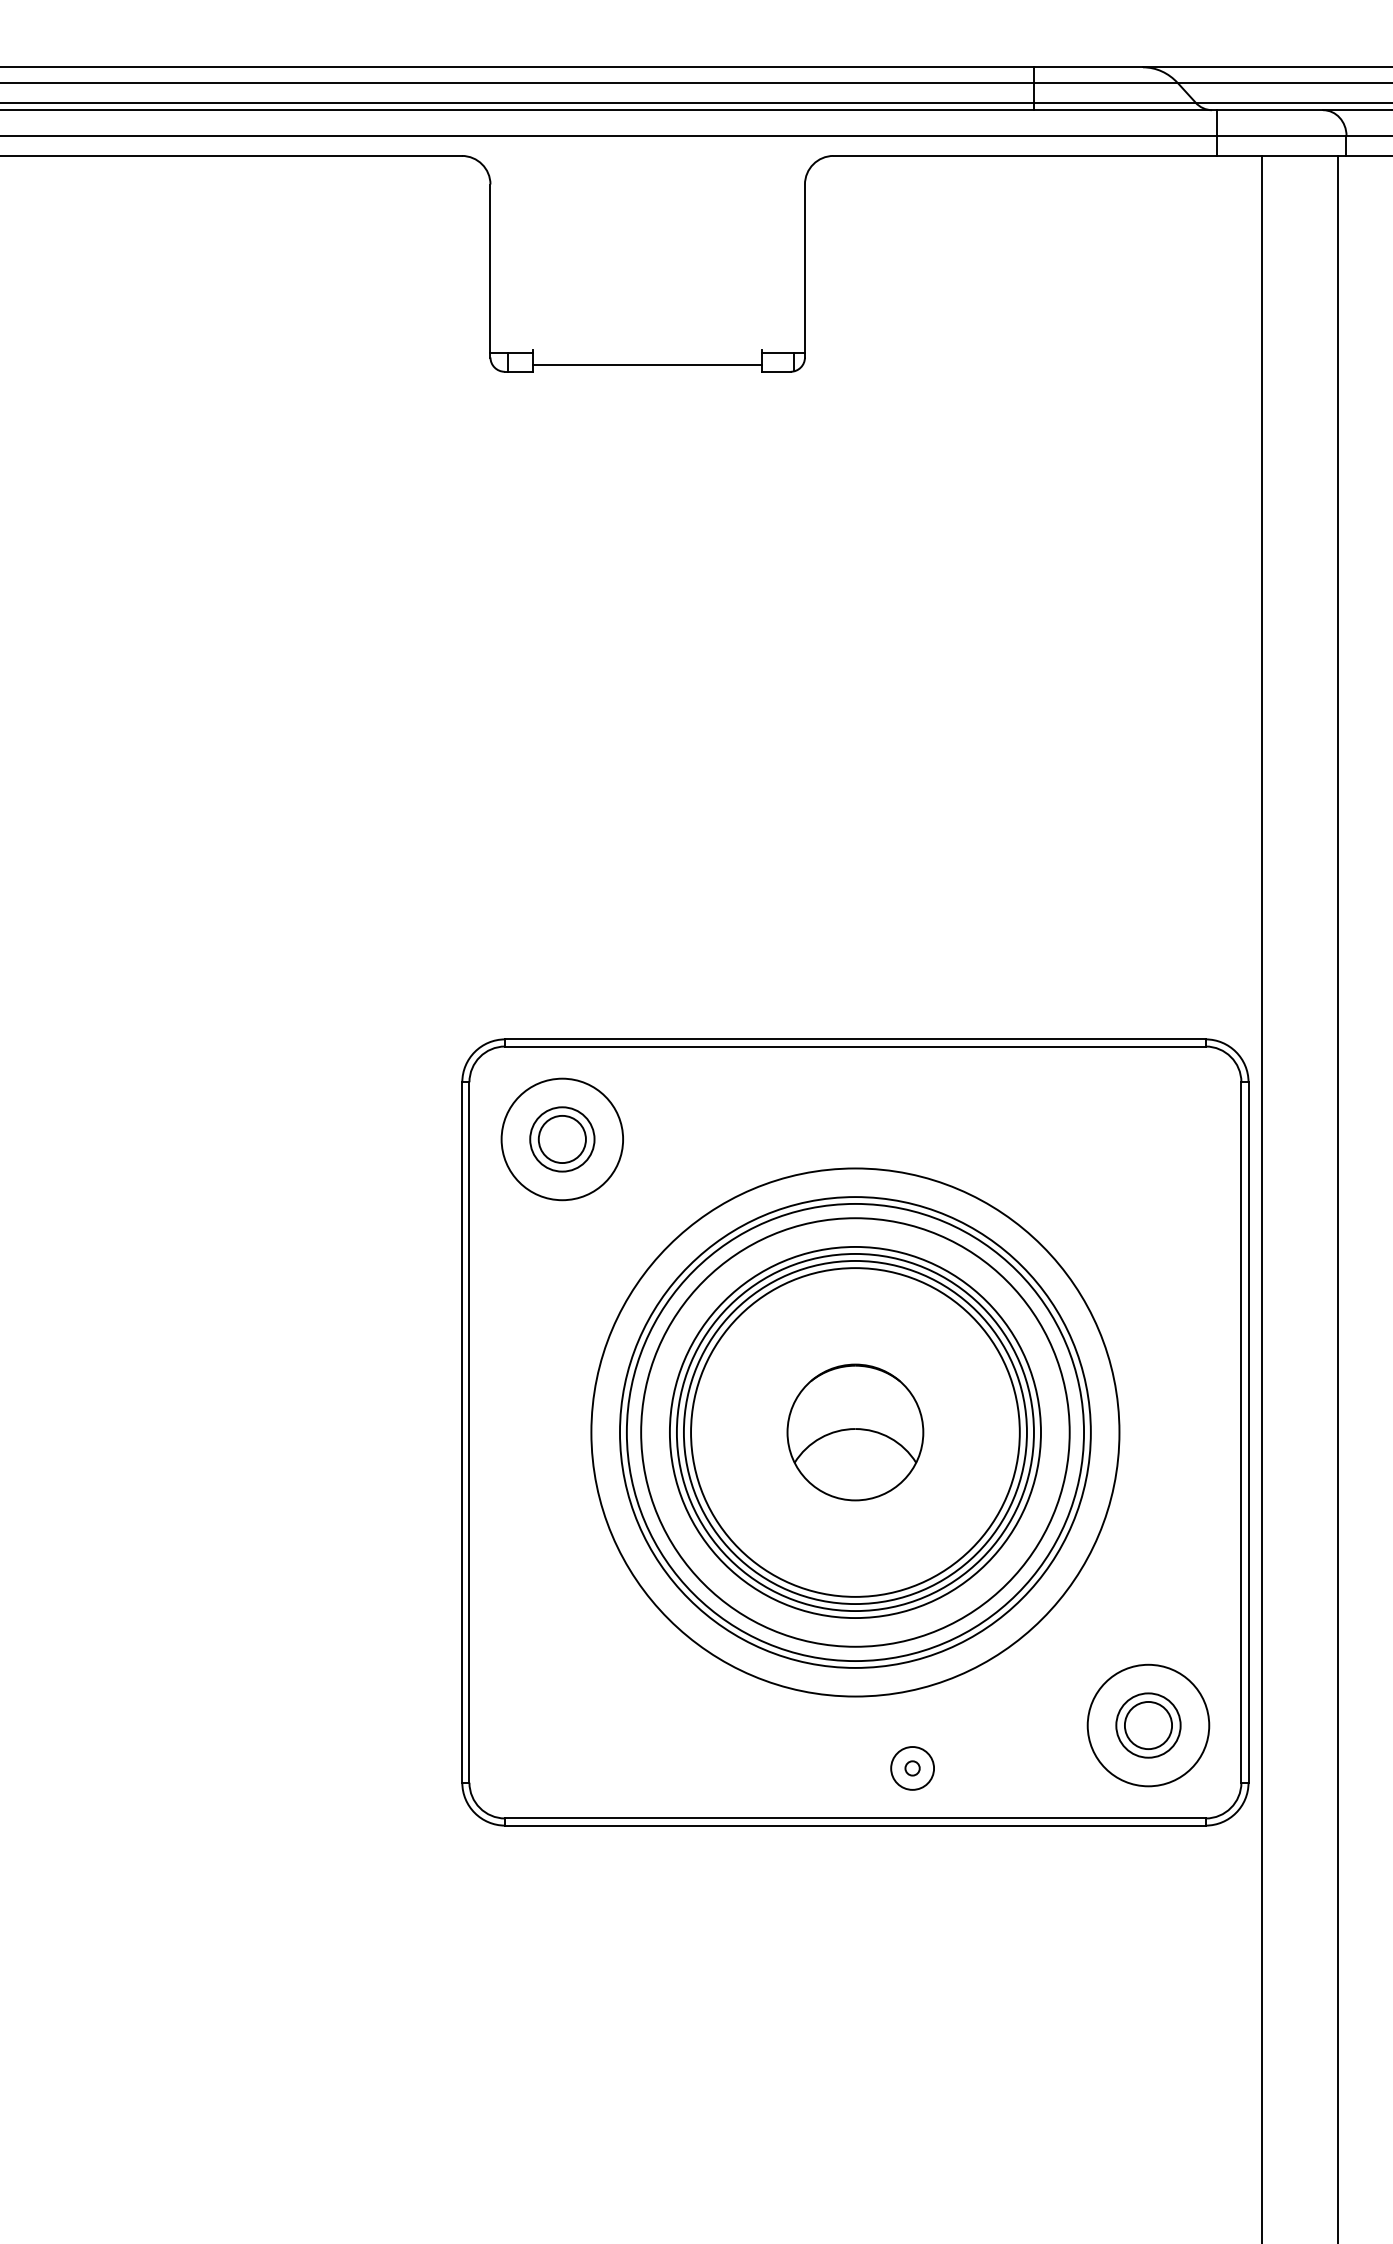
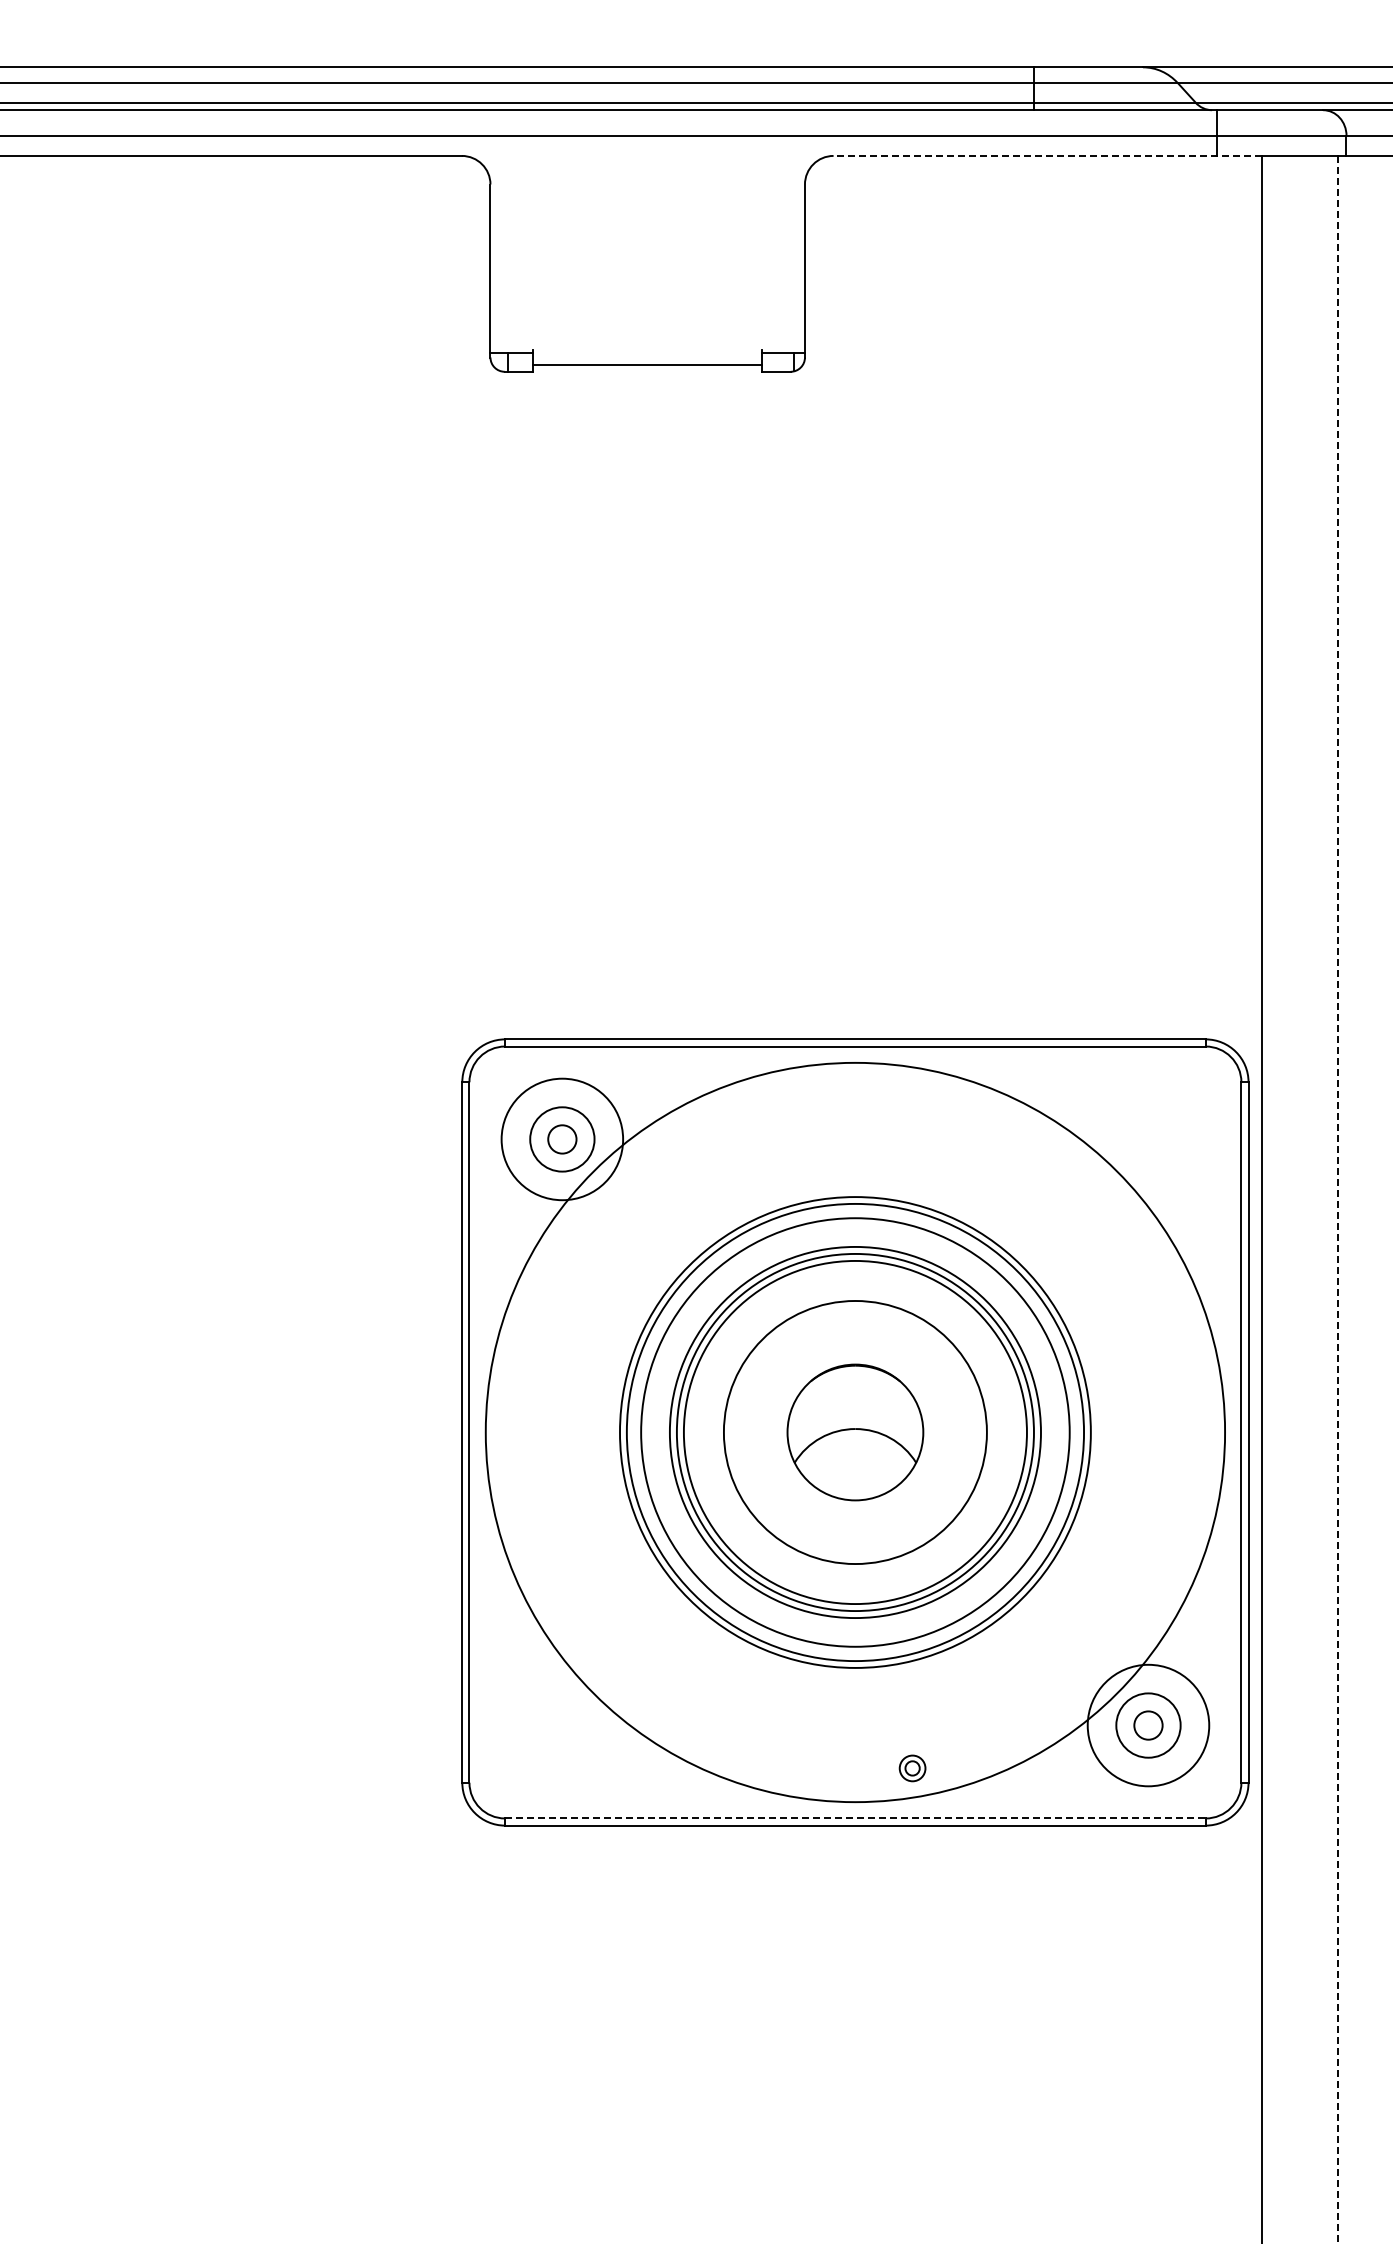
line: solid -> dashed (1047, 155)
circle diameter: 47 px -> 28 px (562, 1139)
line: solid -> dashed (1337, 1199)
circle diameter: 329 px -> 263 px (854, 1432)
circle diameter: 528 px -> 739 px (855, 1432)
circle diameter: 47 px -> 28 px (1148, 1725)
circle diameter: 43 px -> 26 px (912, 1768)
line: solid -> dashed (855, 1818)
